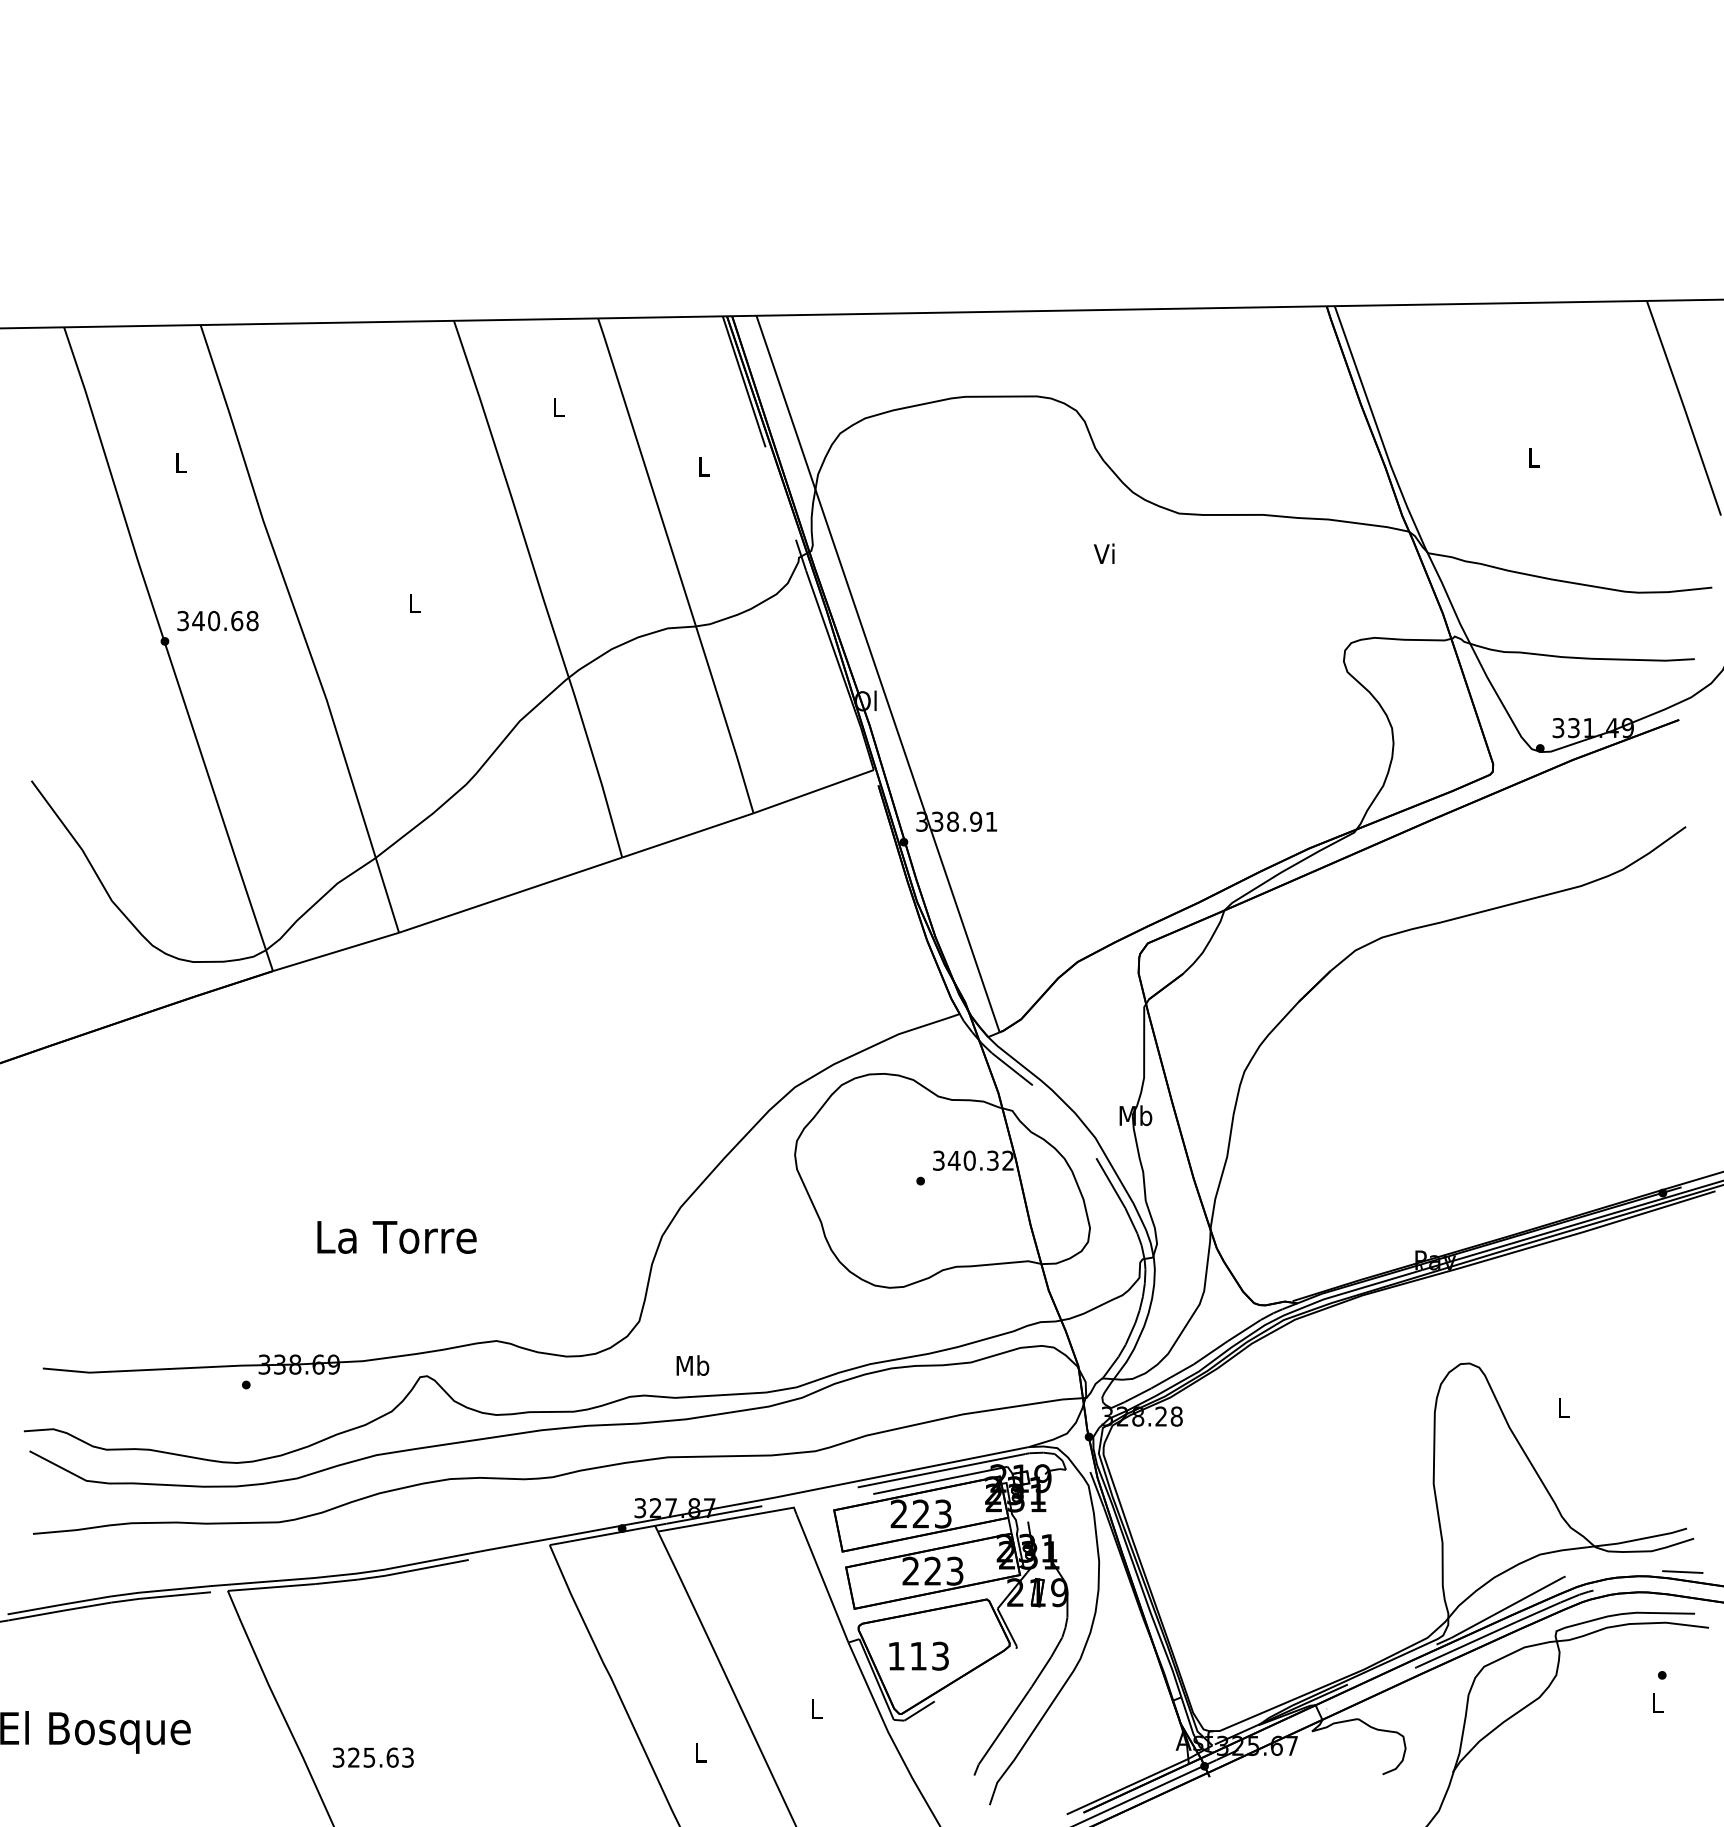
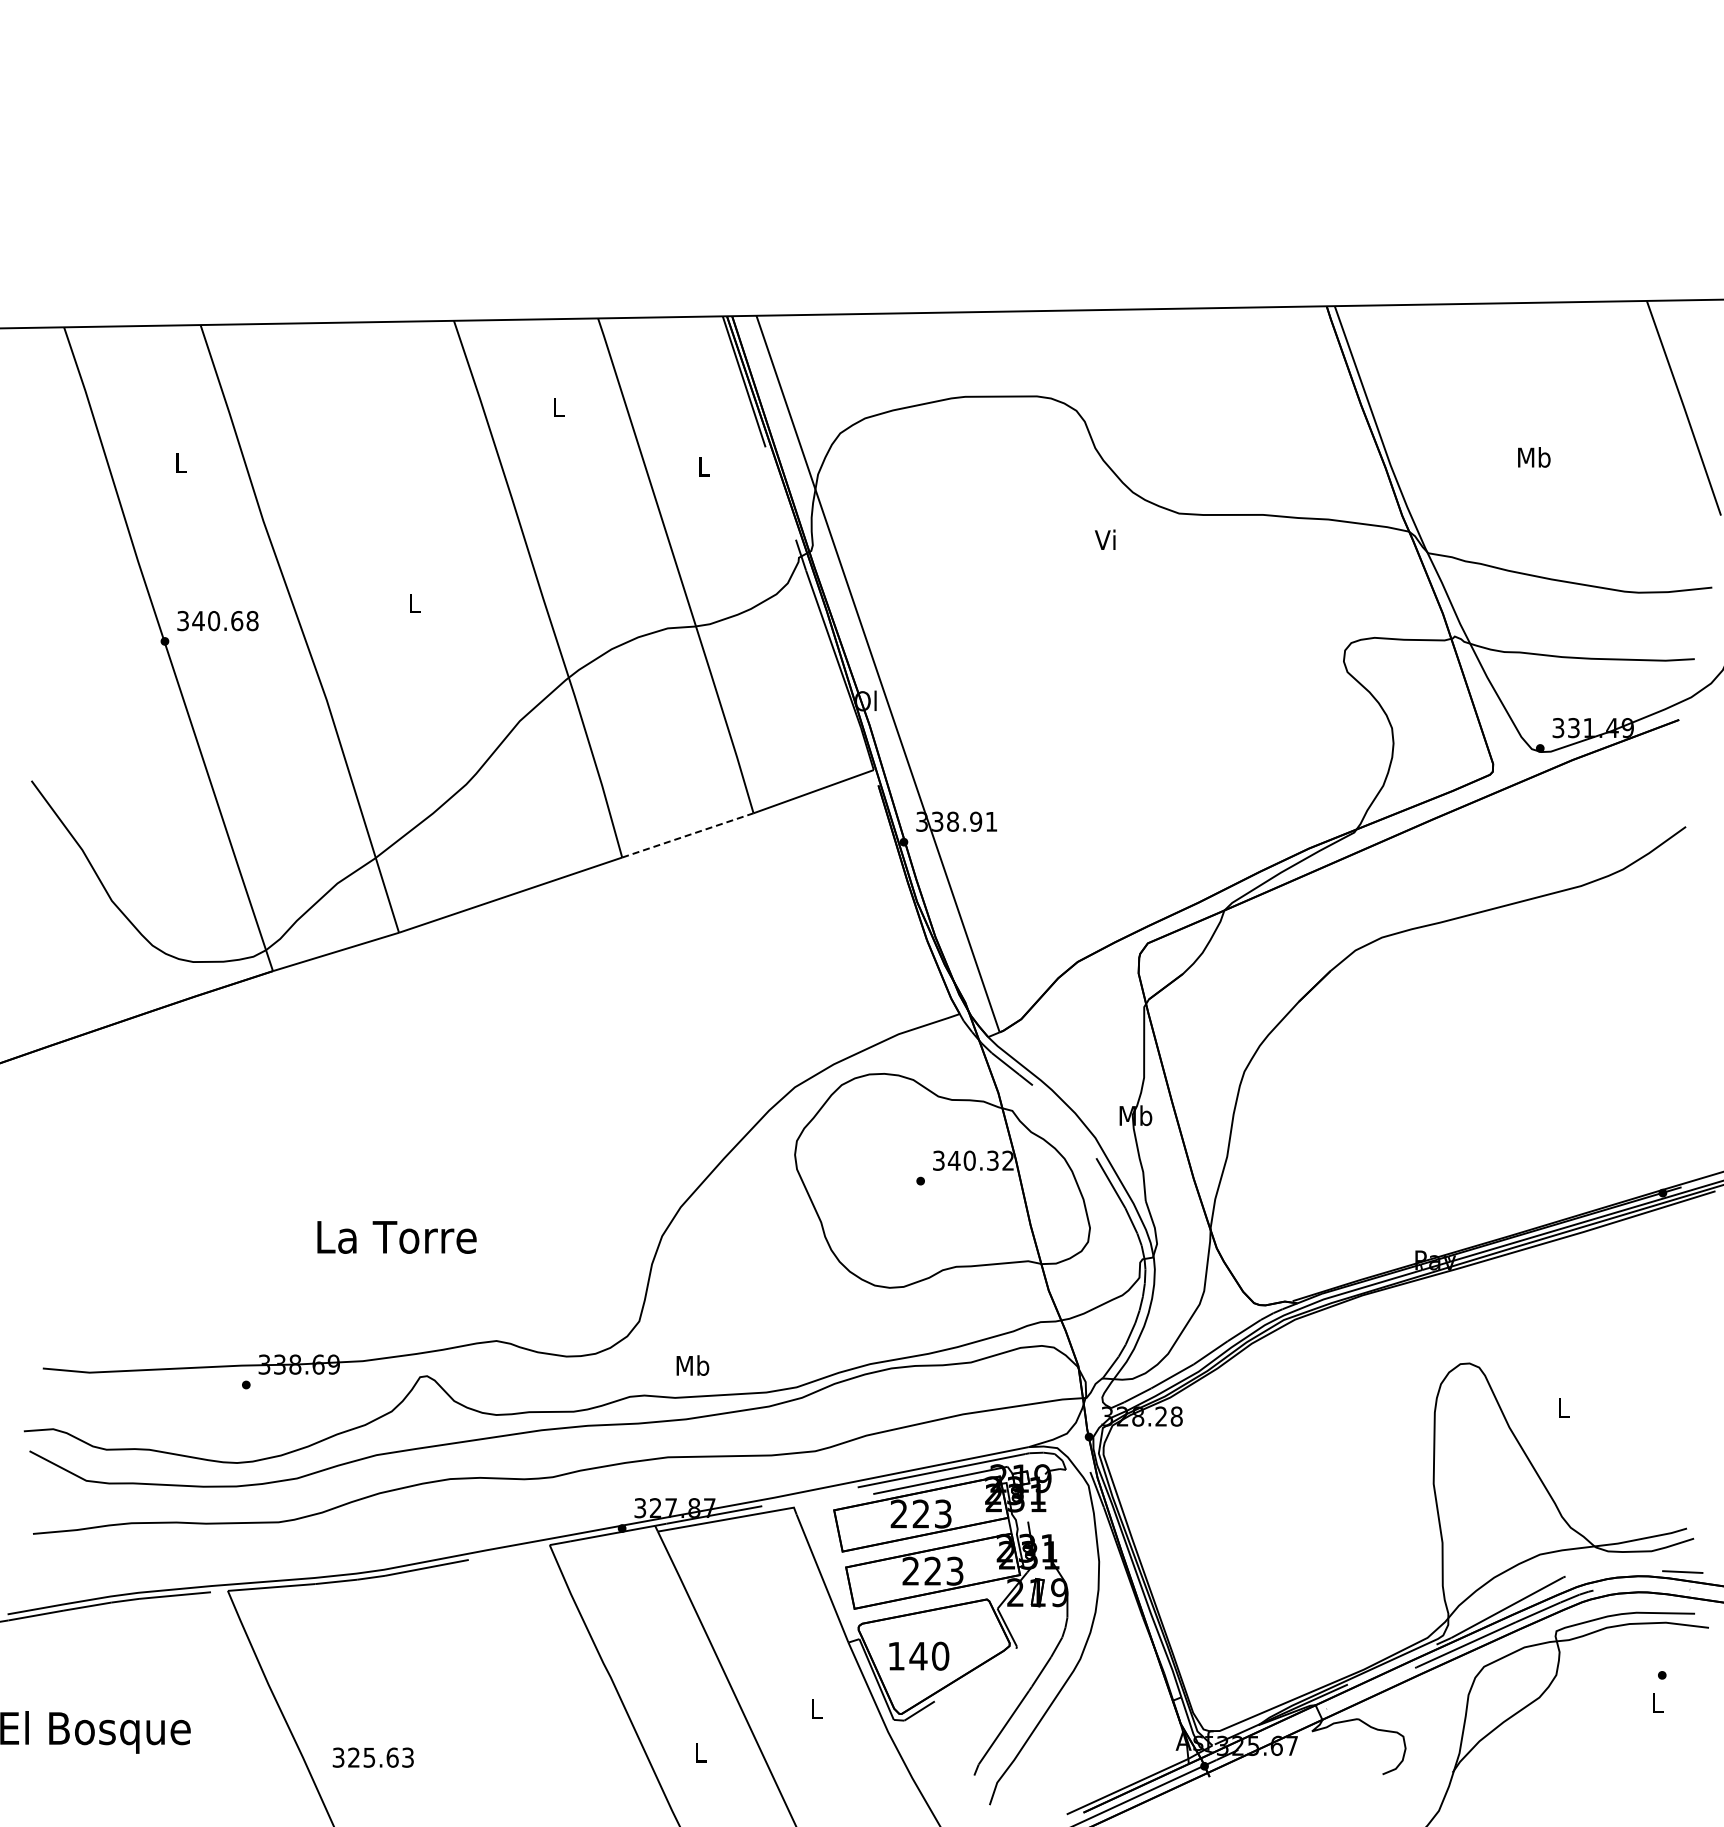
text: L -> Mb (1534, 457)
text position: (1103, 553) -> (1104, 539) (1104, 539)
line: solid -> dashed (688, 835)
text: 113 -> 140 (929, 1655)
